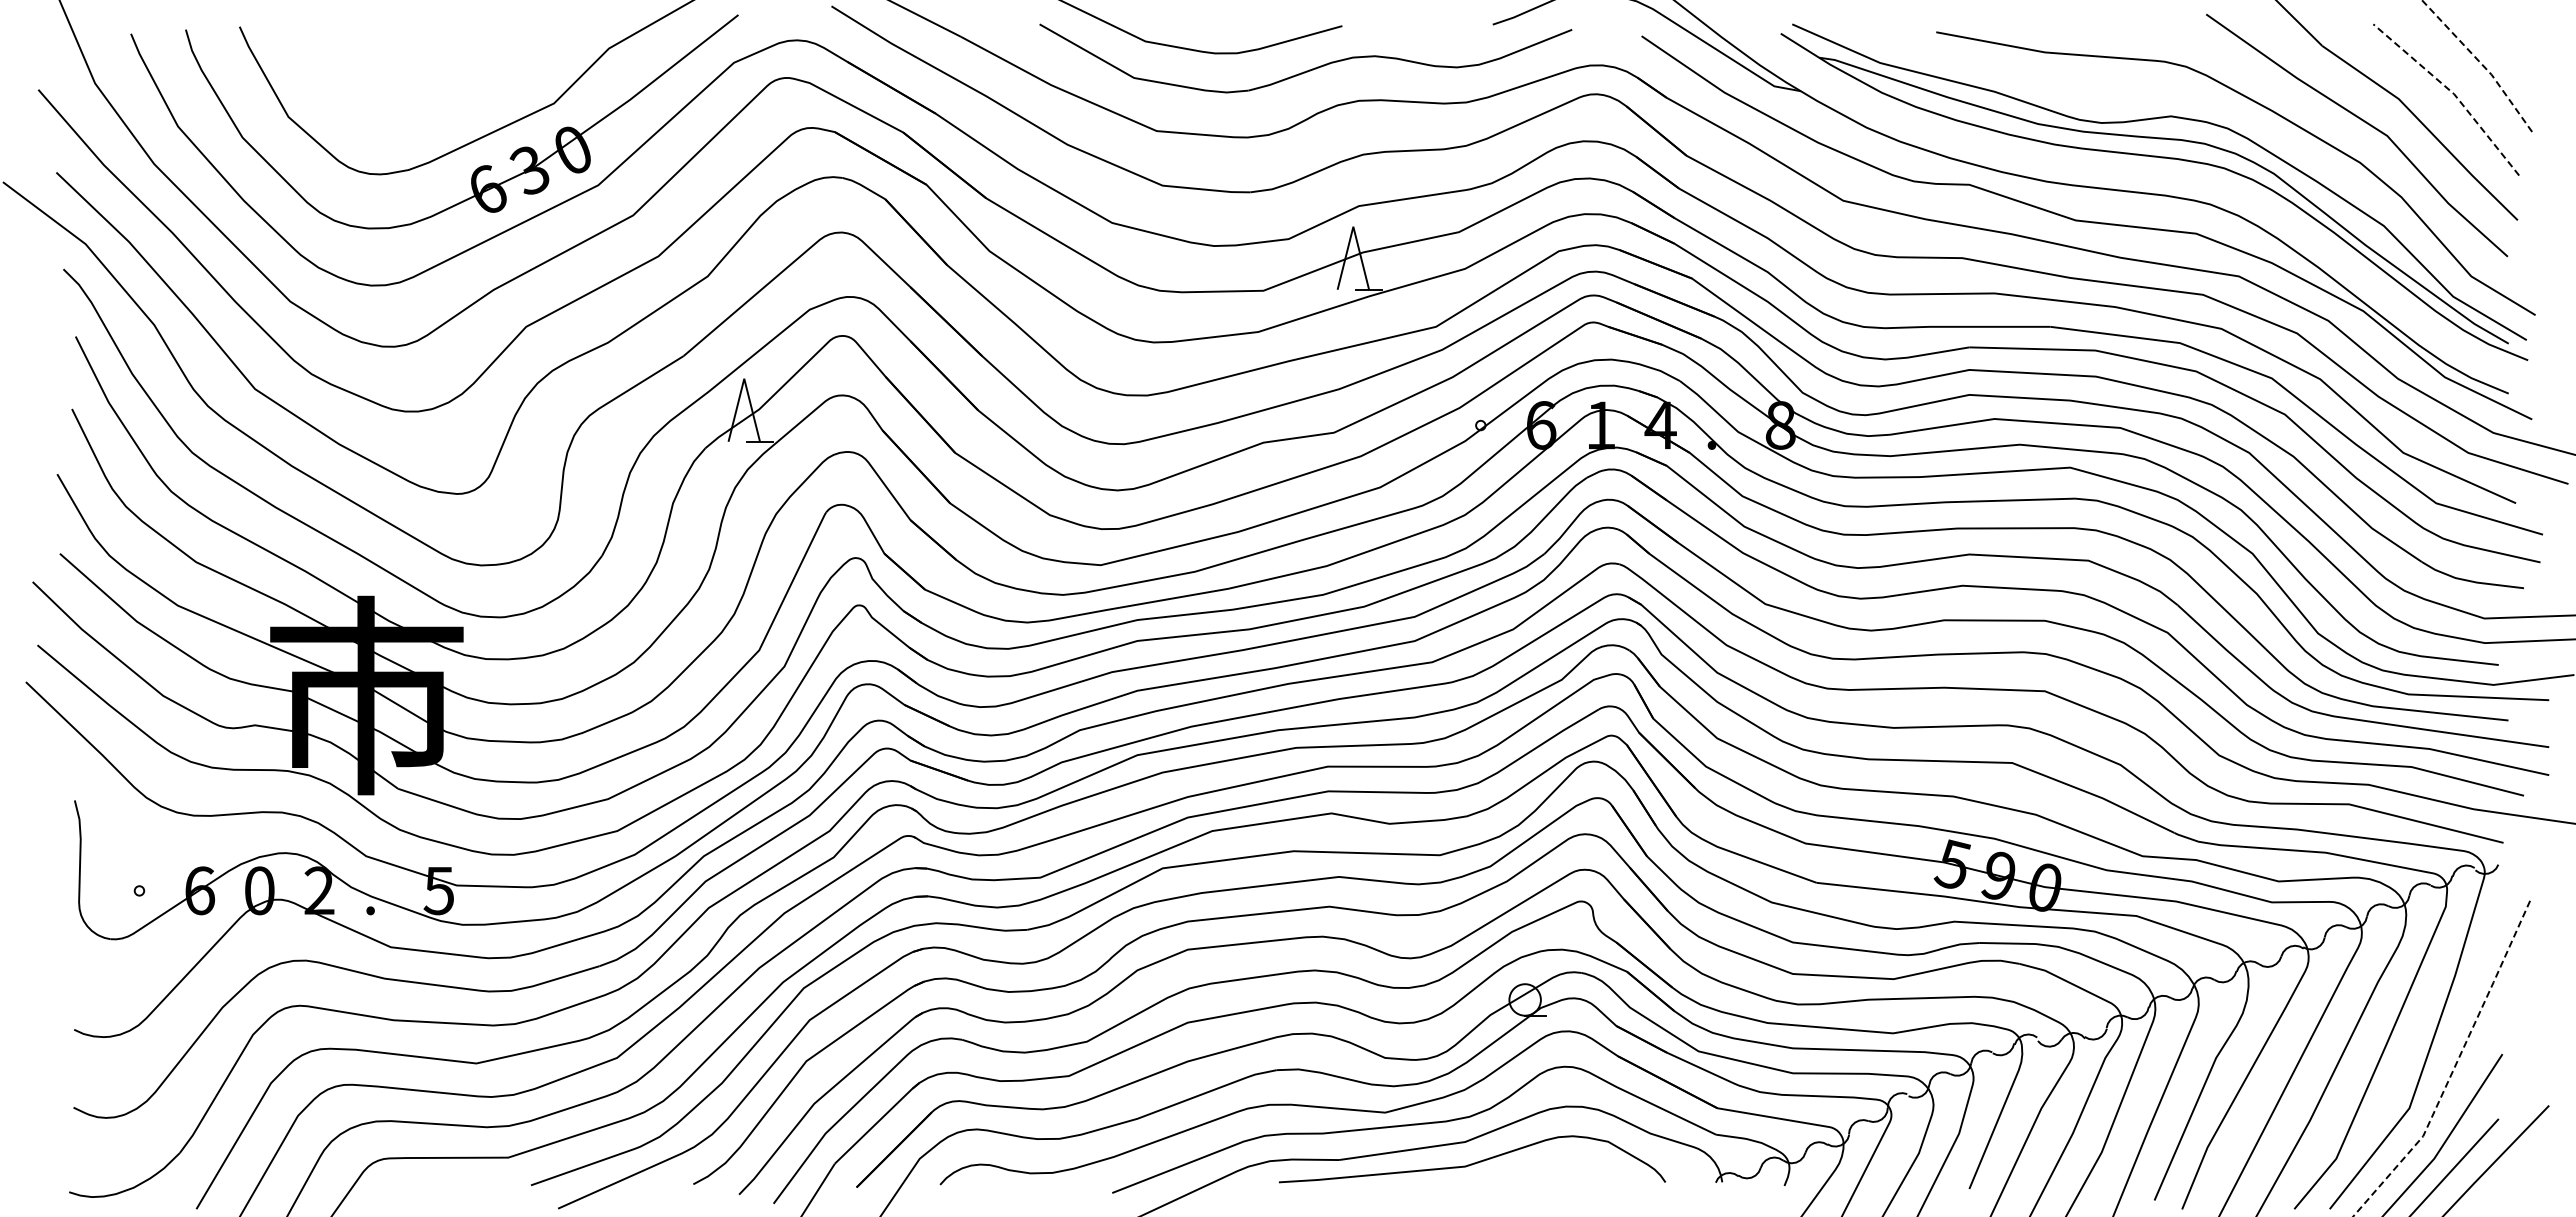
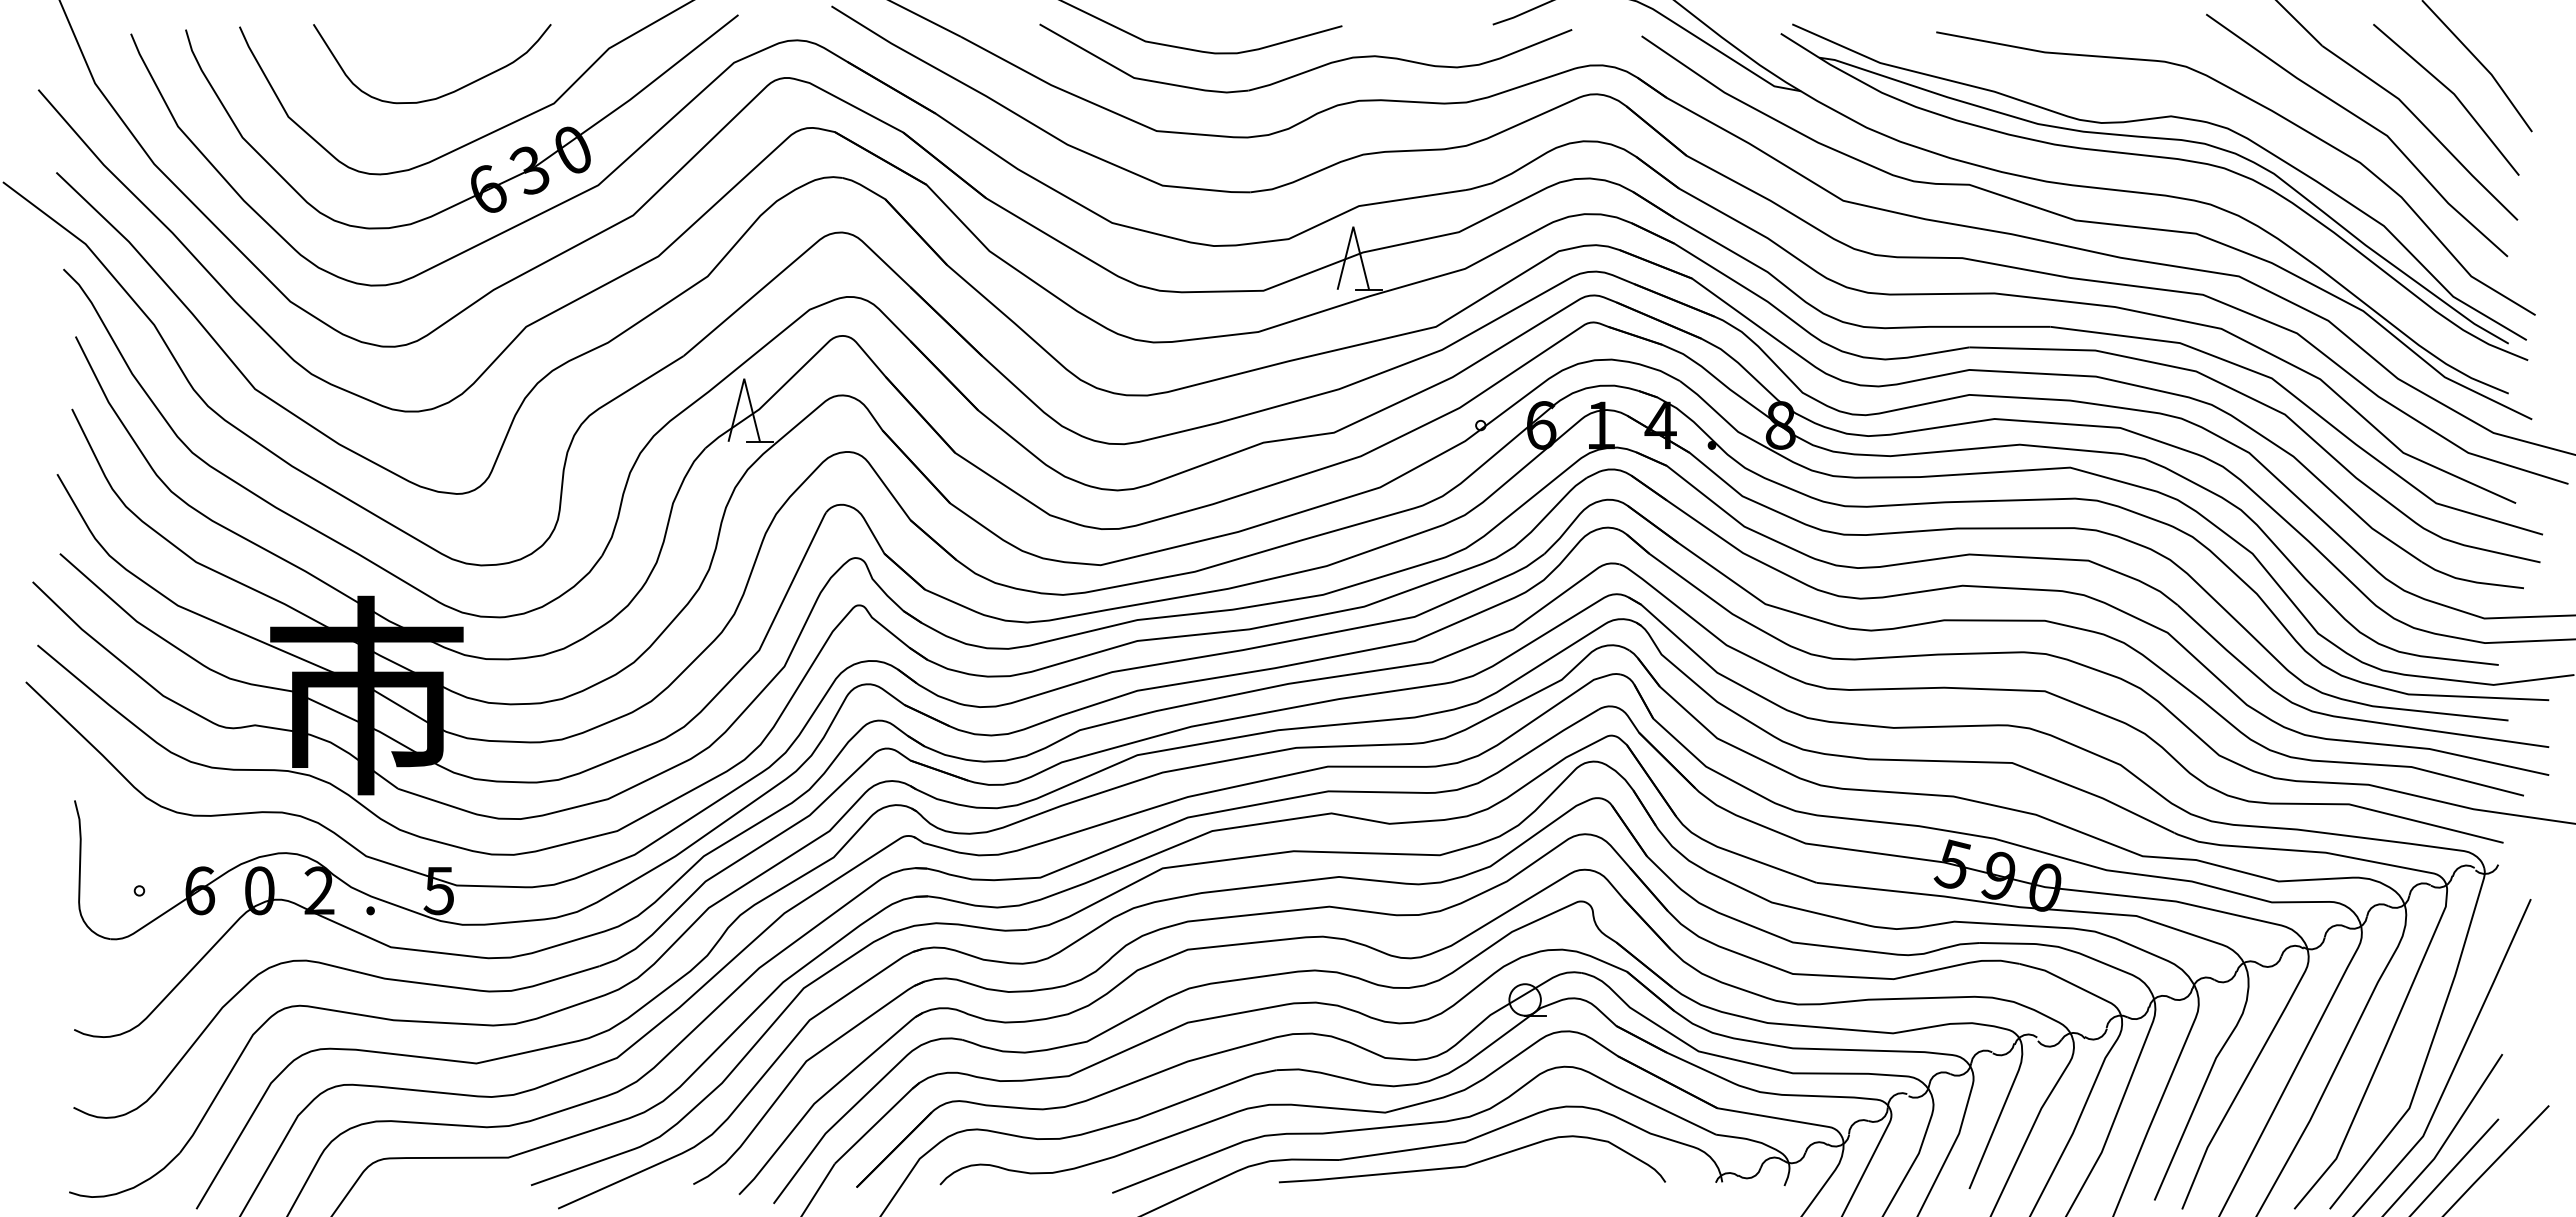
line: dashed -> solid (2481, 63)
curve: none -> present (446, 93)
line: dashed -> solid (2453, 93)
line: dashed -> solid (2455, 1065)
